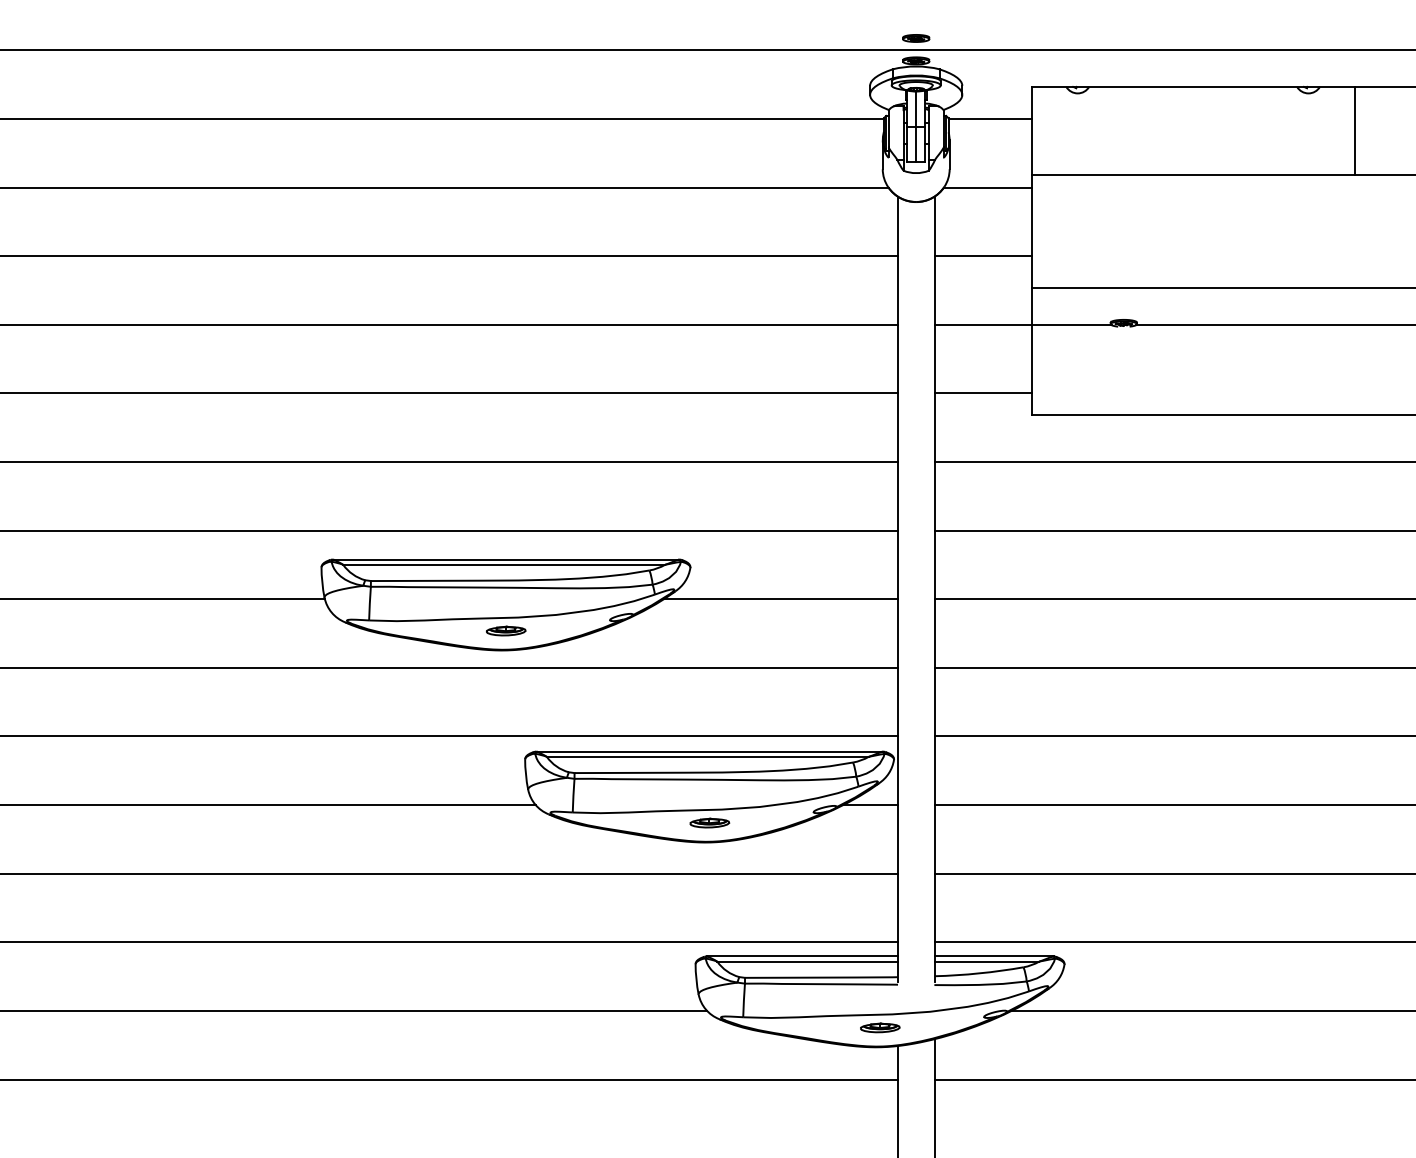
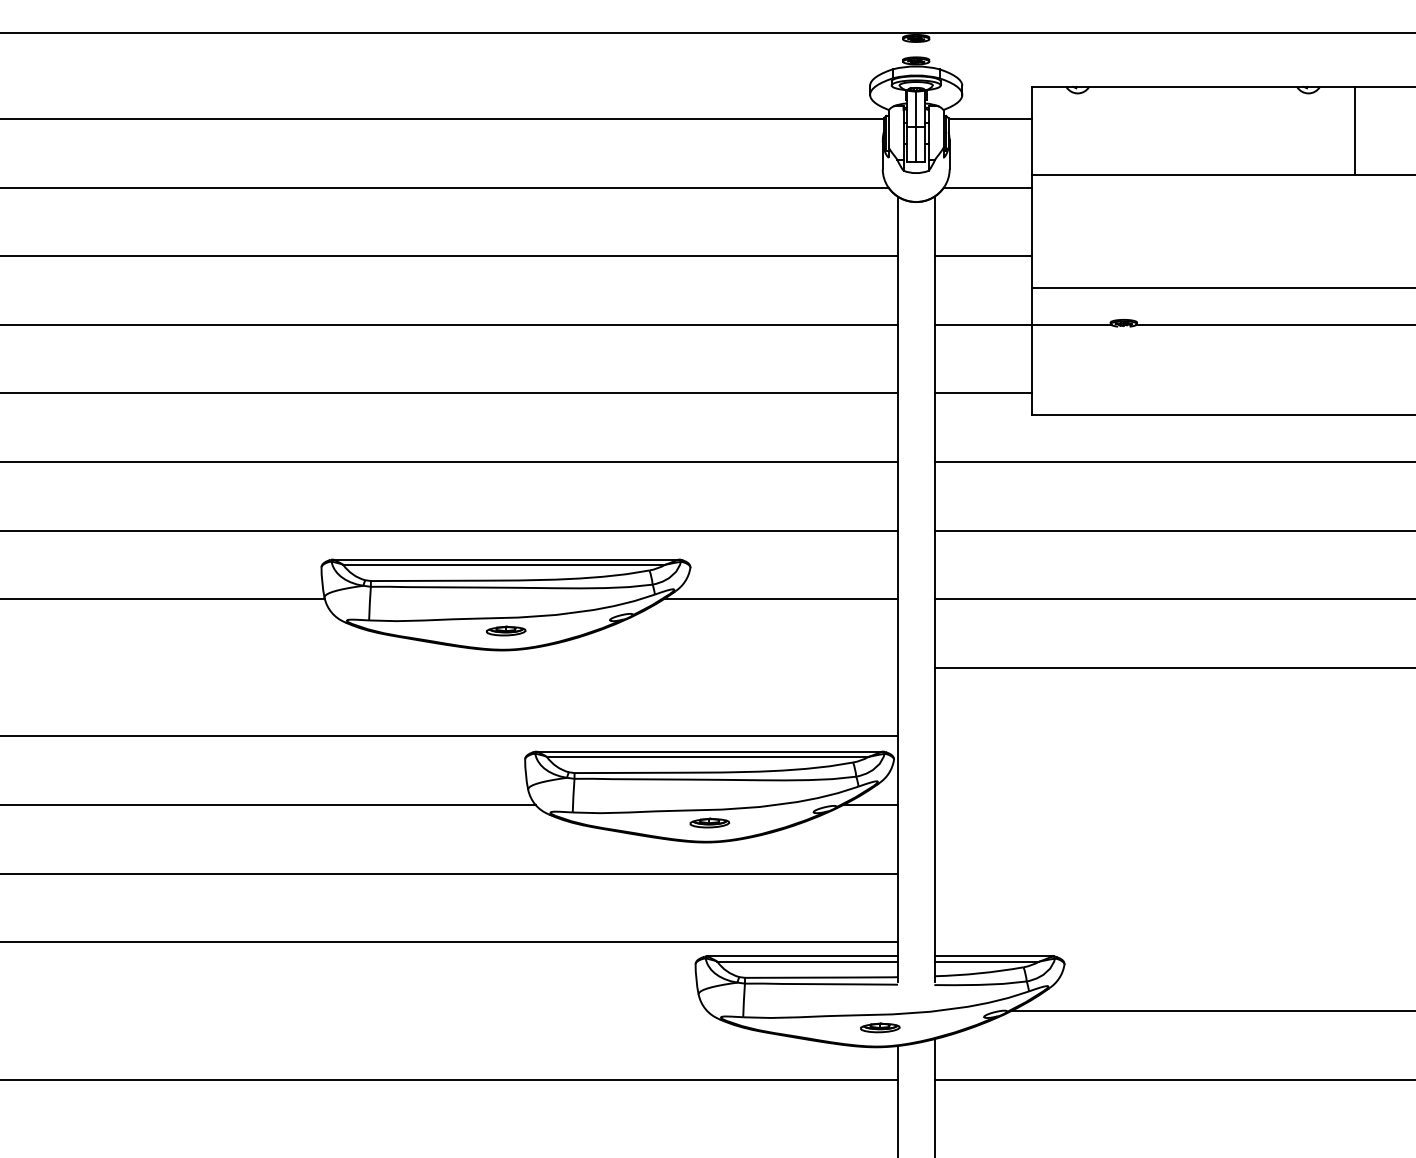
line position: (707, 50) -> (707, 33) (707, 33)
line: present -> none (449, 667)
line: present -> none (1173, 736)
line: present -> none (1173, 805)
line: present -> none (1173, 873)
line: present -> none (1173, 942)
line: present -> none (354, 1010)
